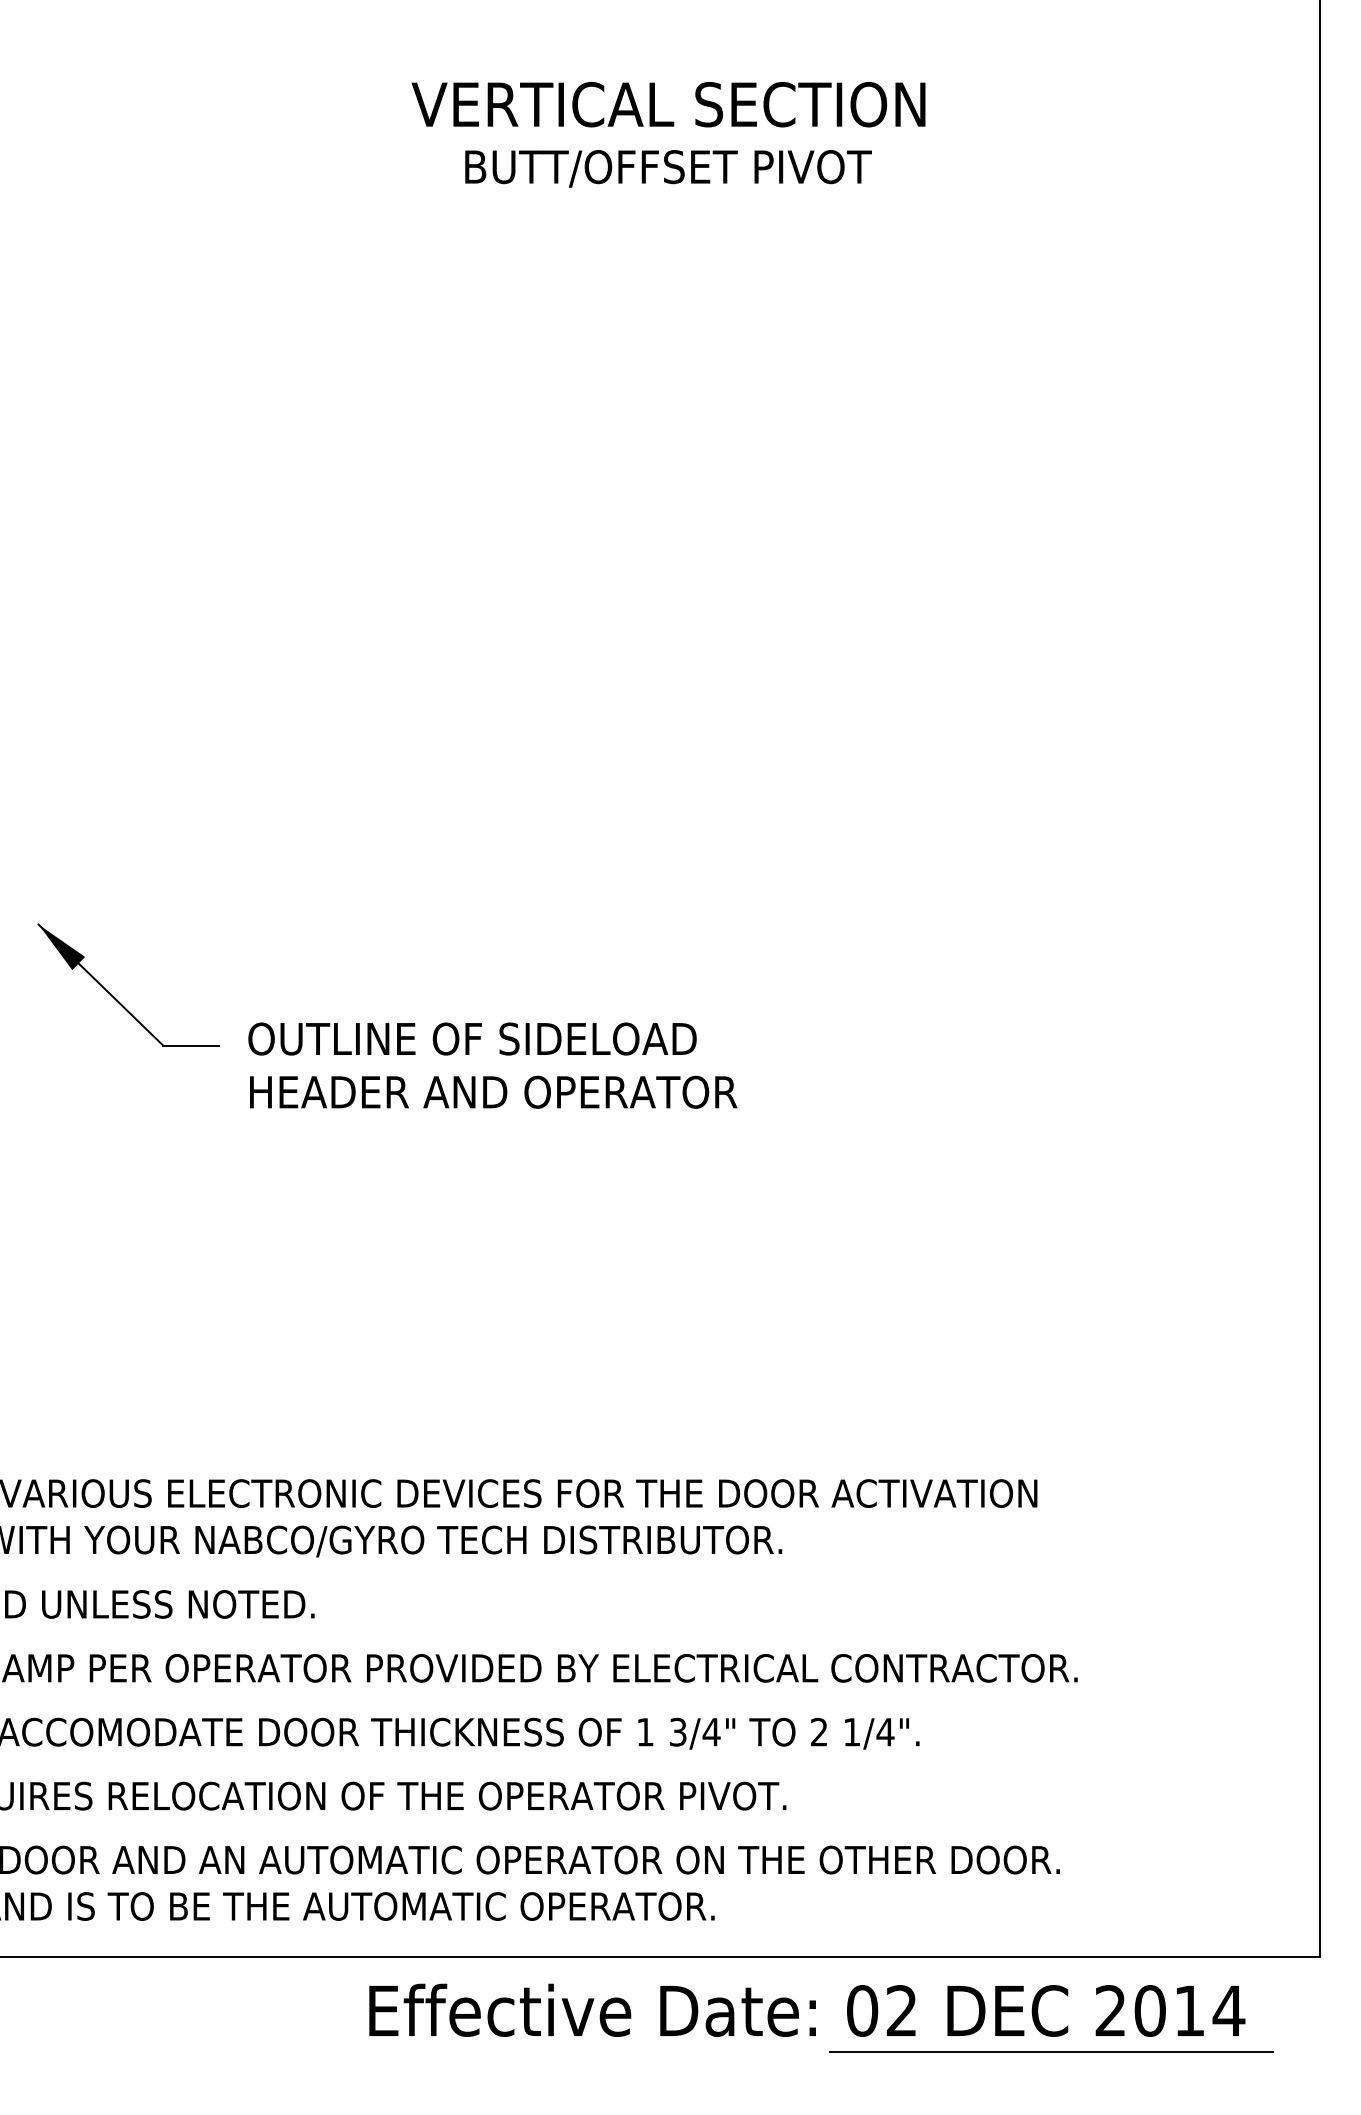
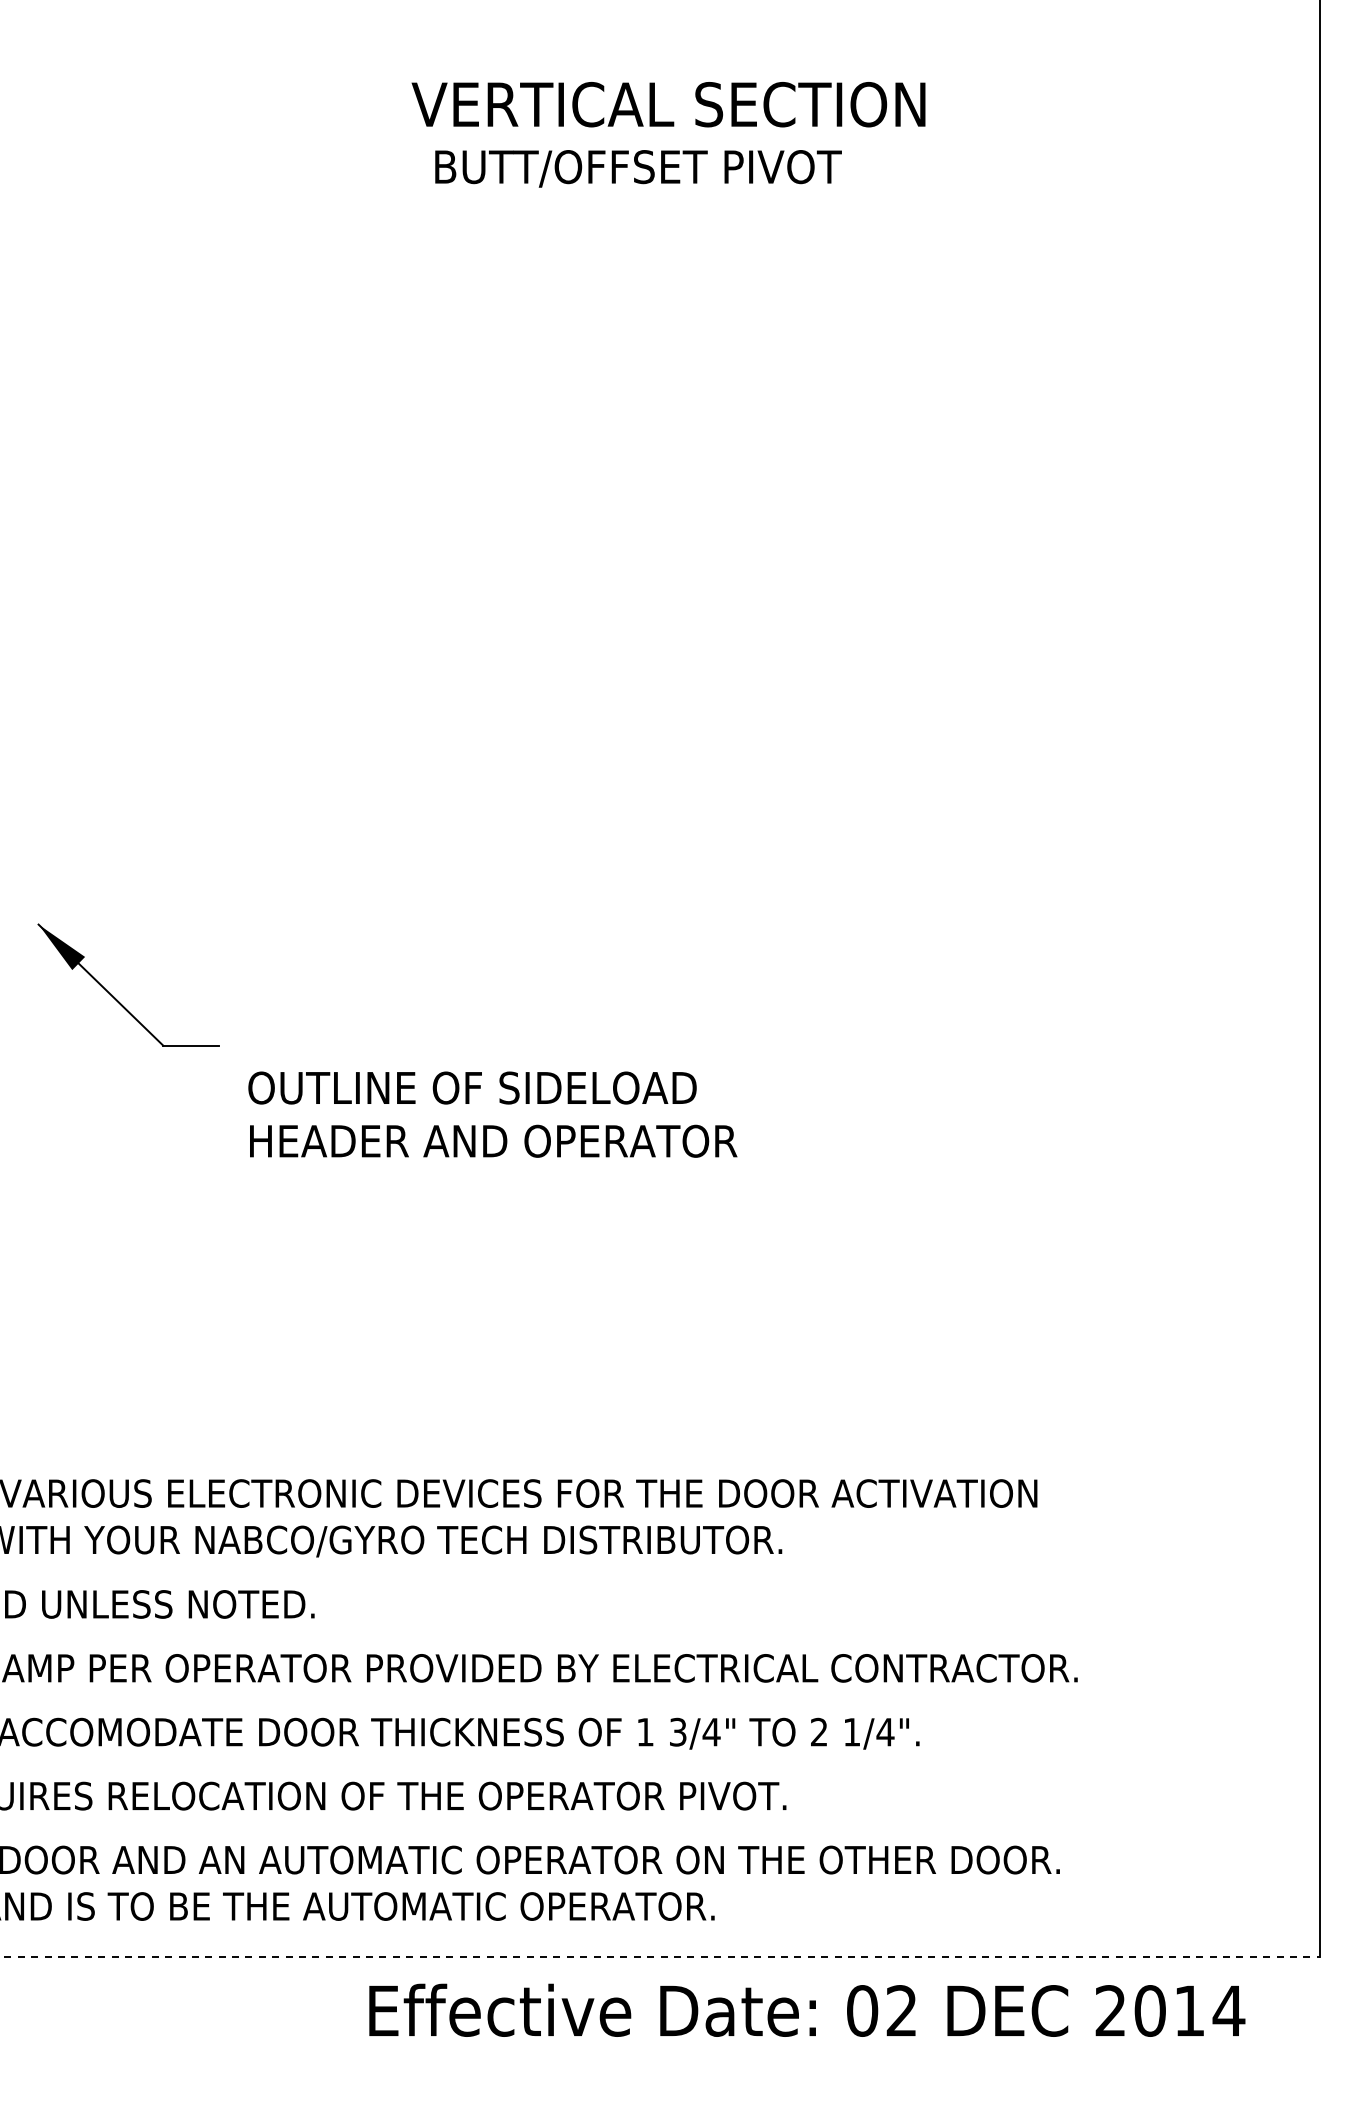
text position: (668, 168) -> (638, 168) (638, 168)
text position: (492, 1065) -> (492, 1114) (492, 1114)
line: solid -> dashed (660, 1957)
line: present -> none (1051, 2051)
